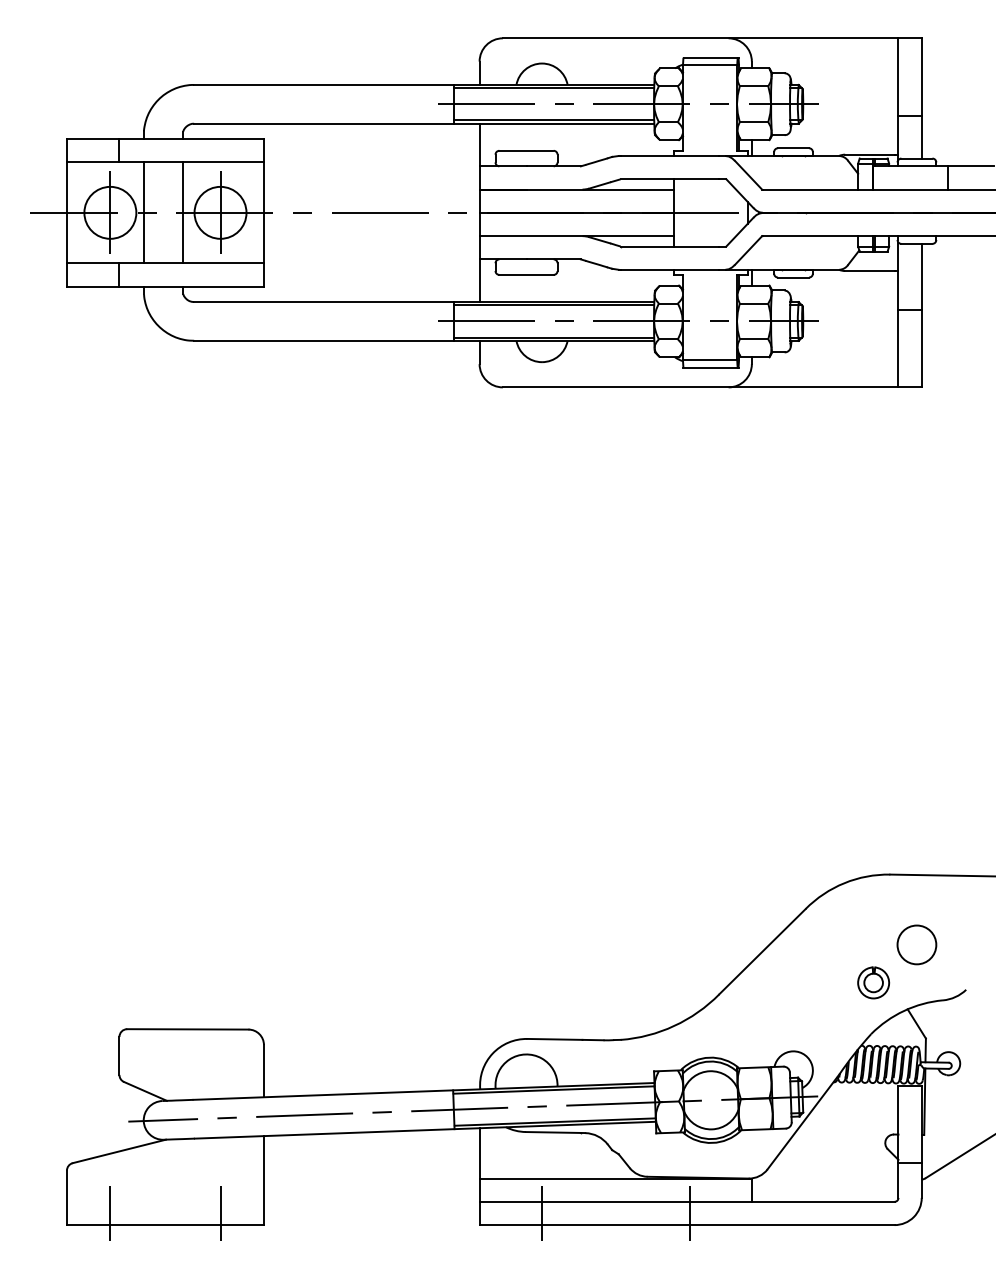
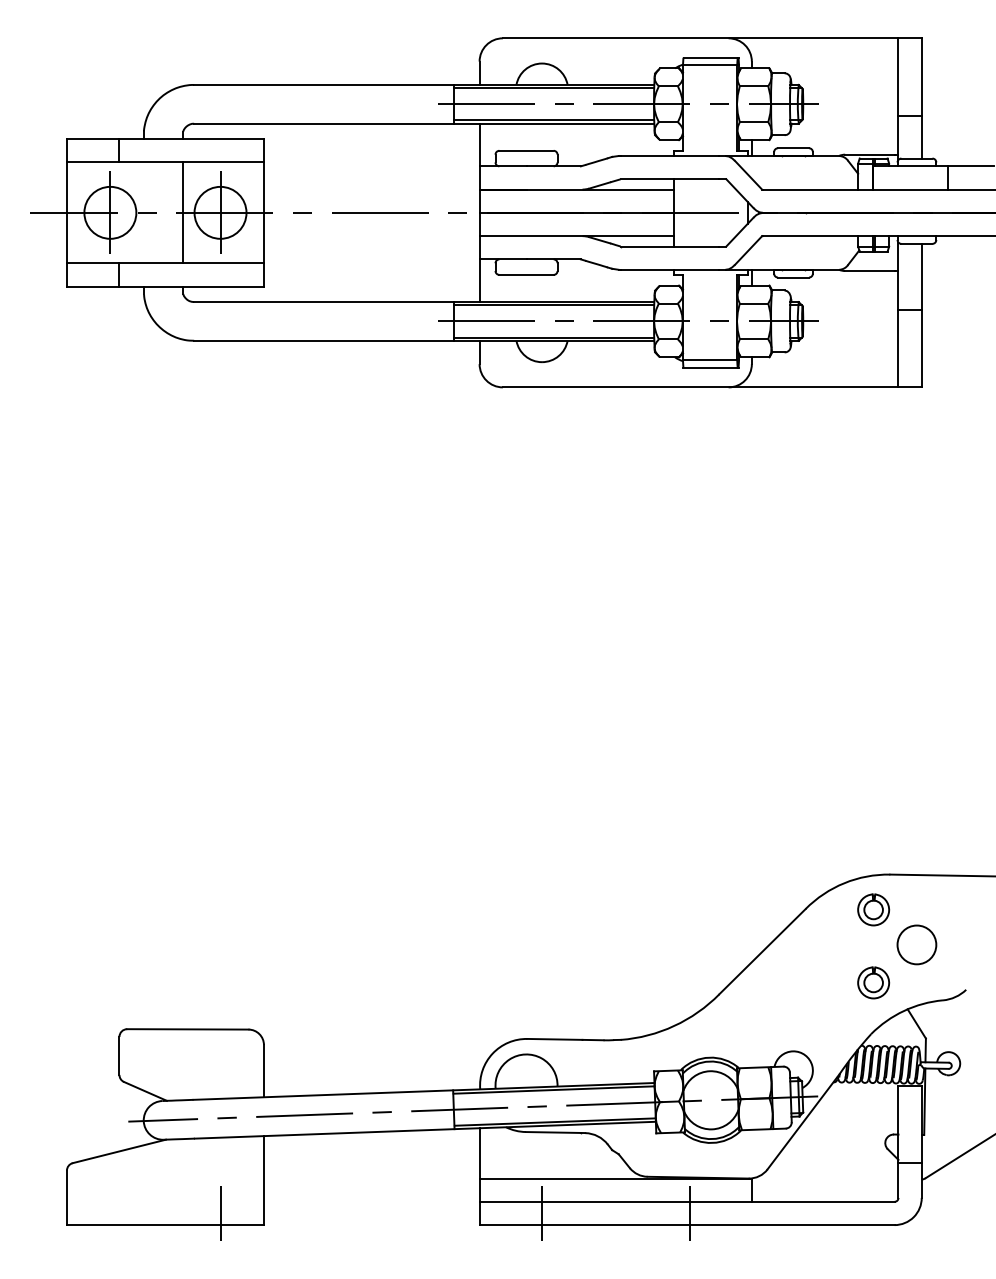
line: present -> none (143, 212)
part: none -> present (873, 909)
line: present -> none (110, 1213)
